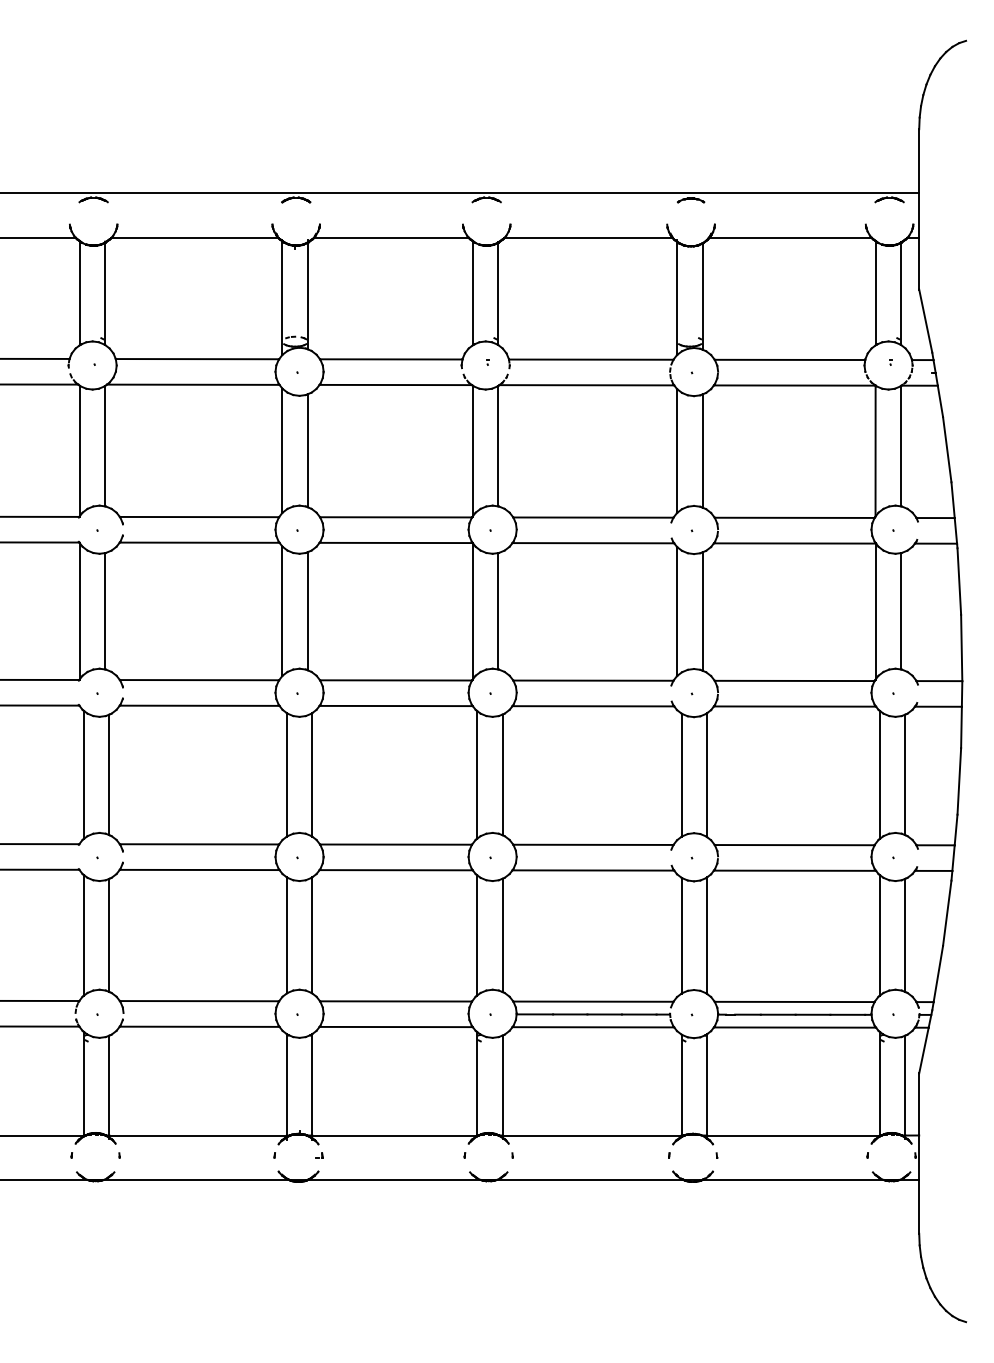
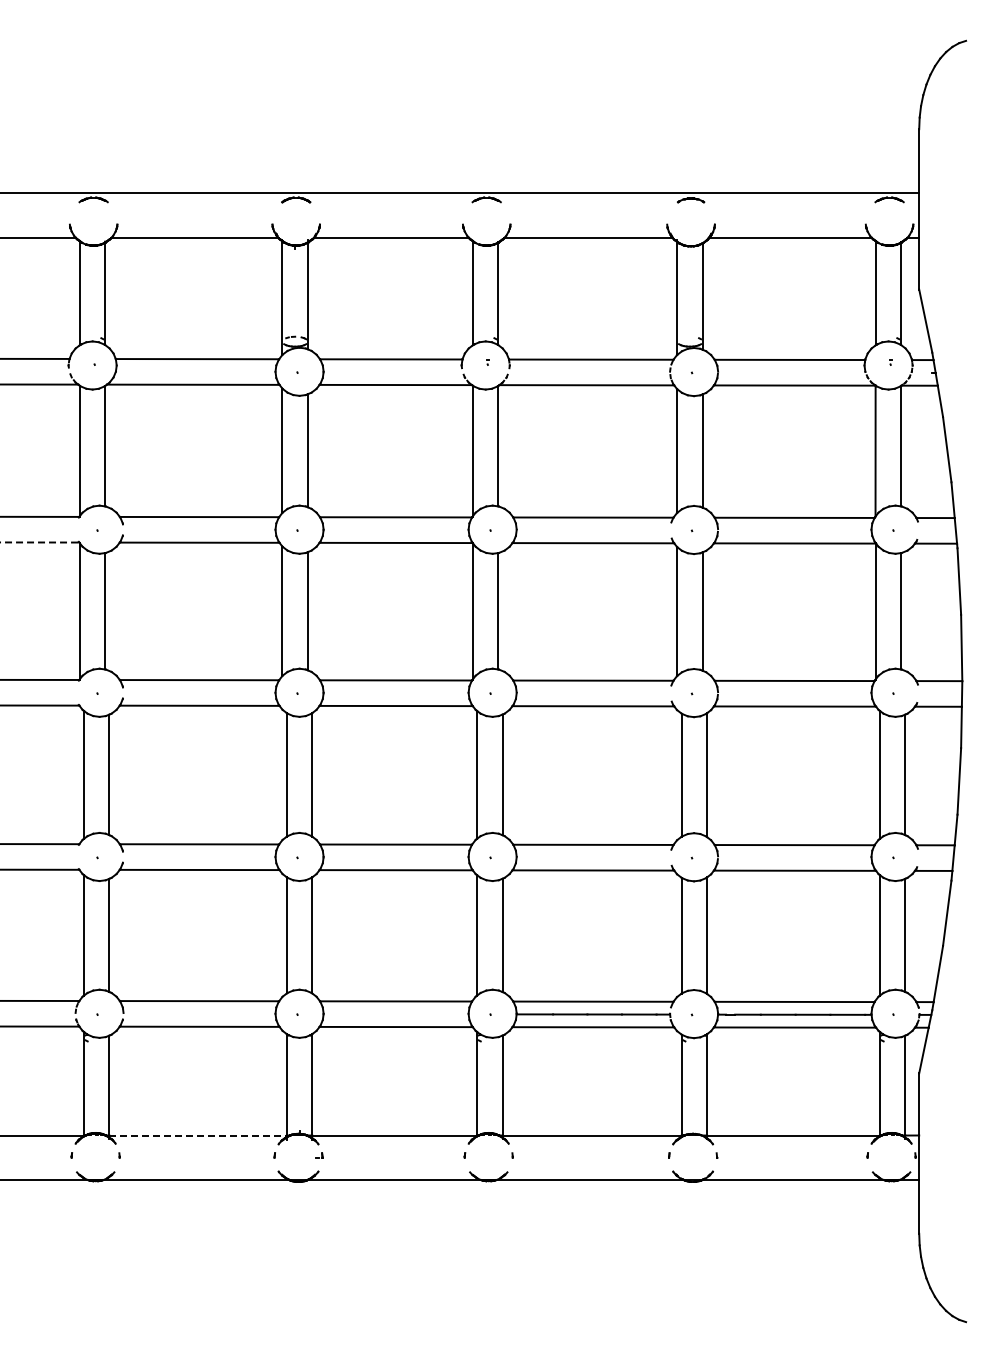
line: solid -> dashed (40, 542)
line: solid -> dashed (198, 1135)
